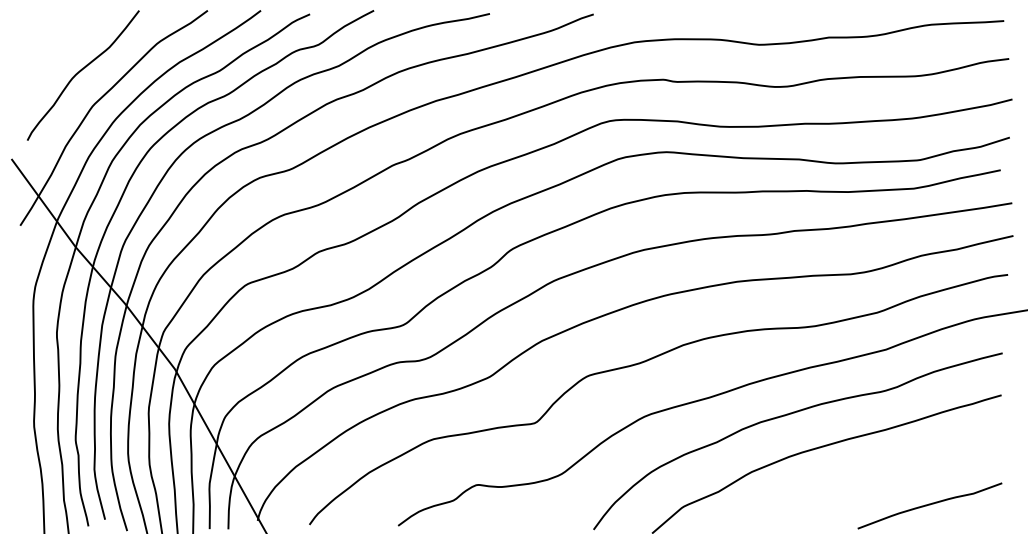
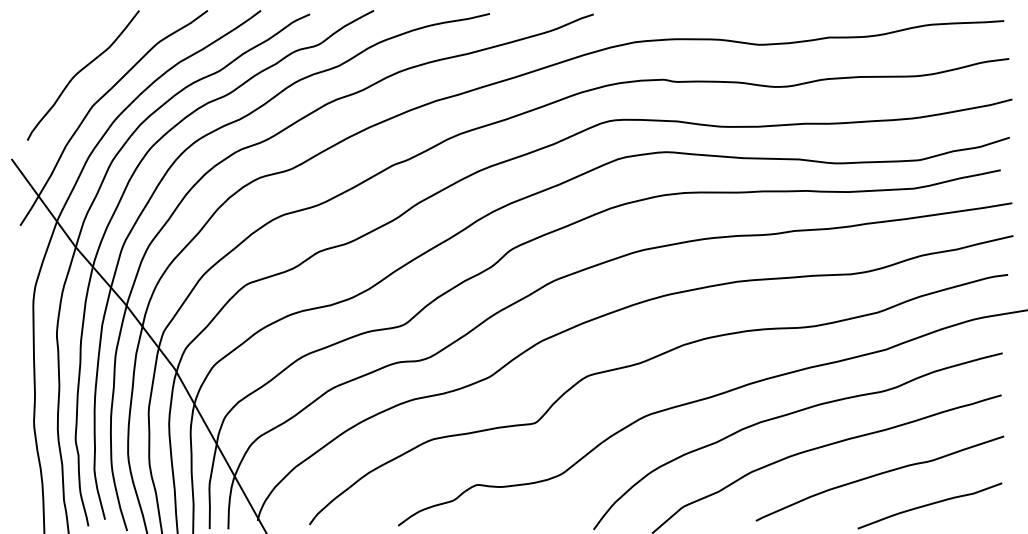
curve: none -> present (878, 475)
